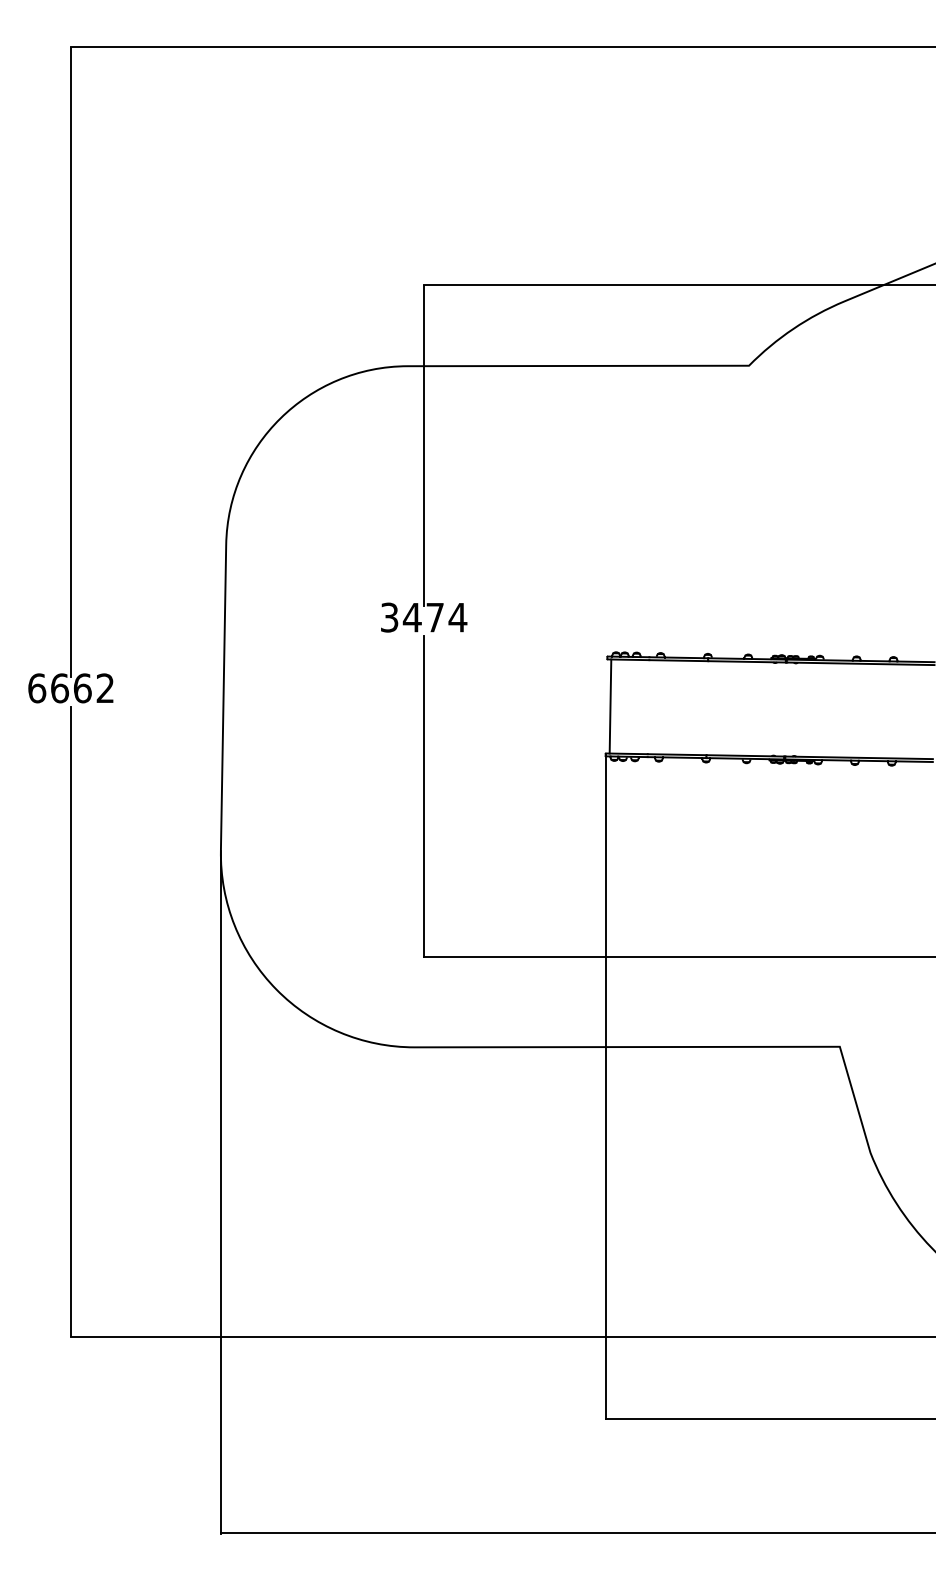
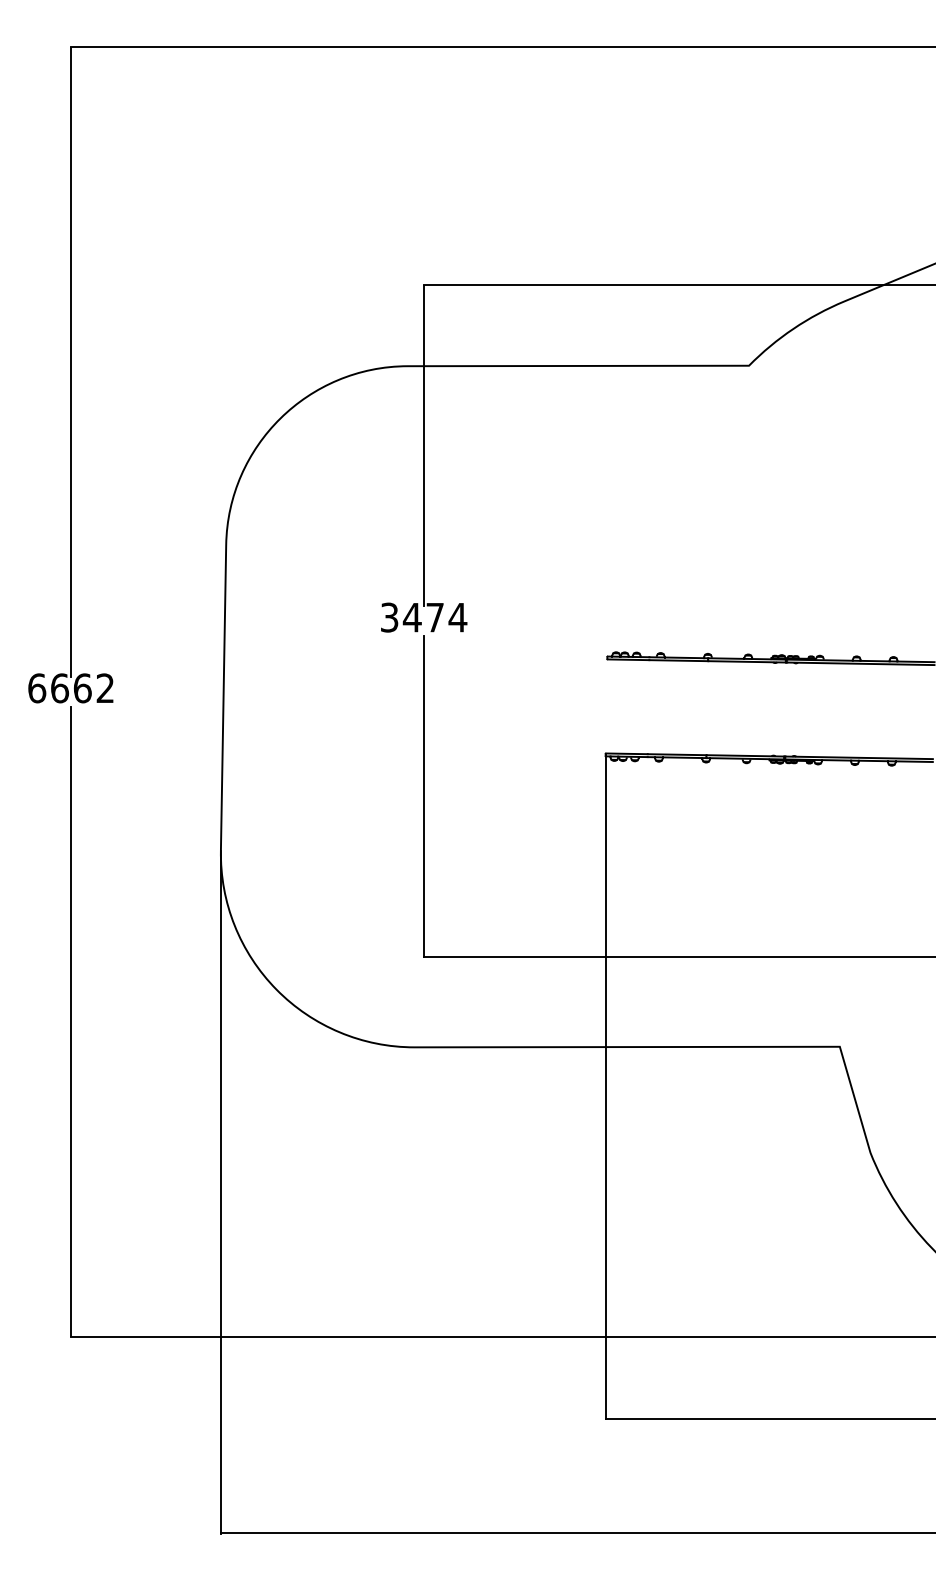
line: present -> none (610, 706)
